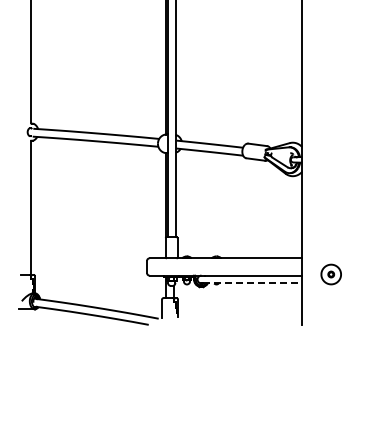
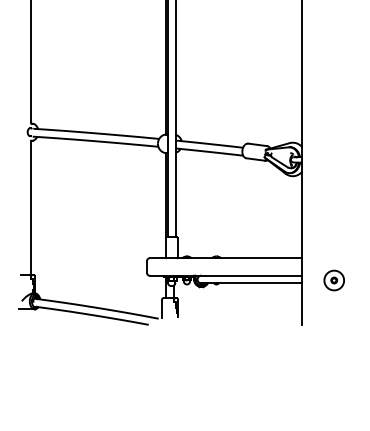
part position: (330, 274) -> (333, 280) (333, 280)
line: dashed -> solid (252, 283)
